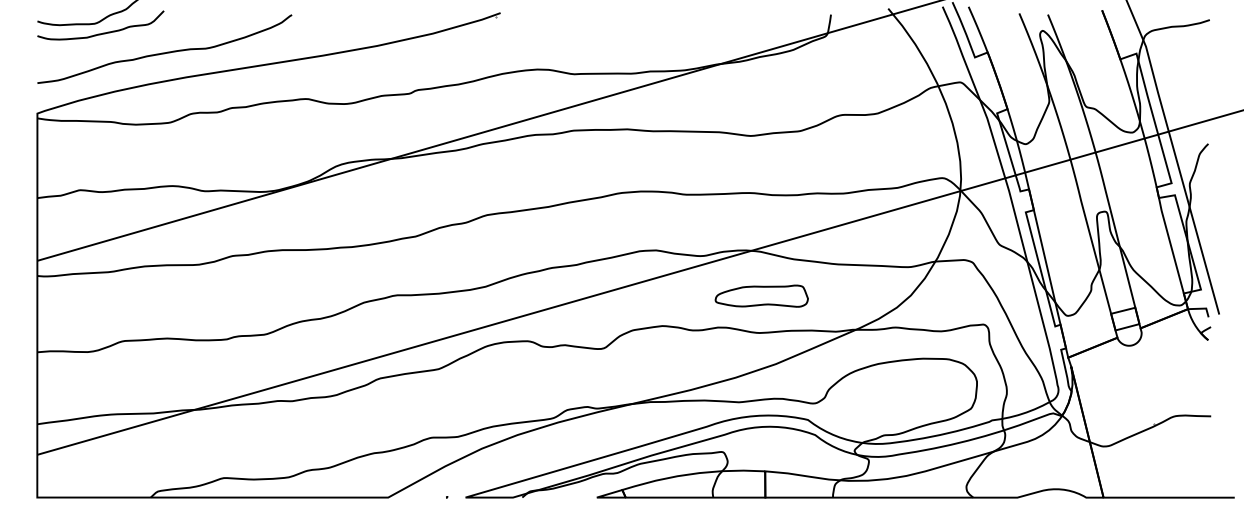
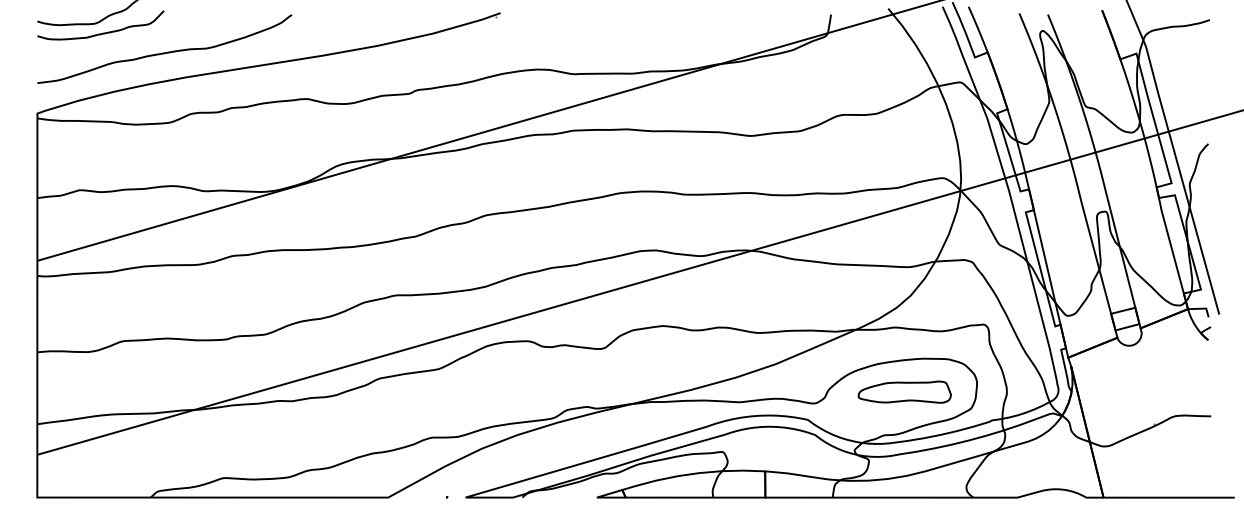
part position: (761, 295) -> (904, 391) (904, 391)
